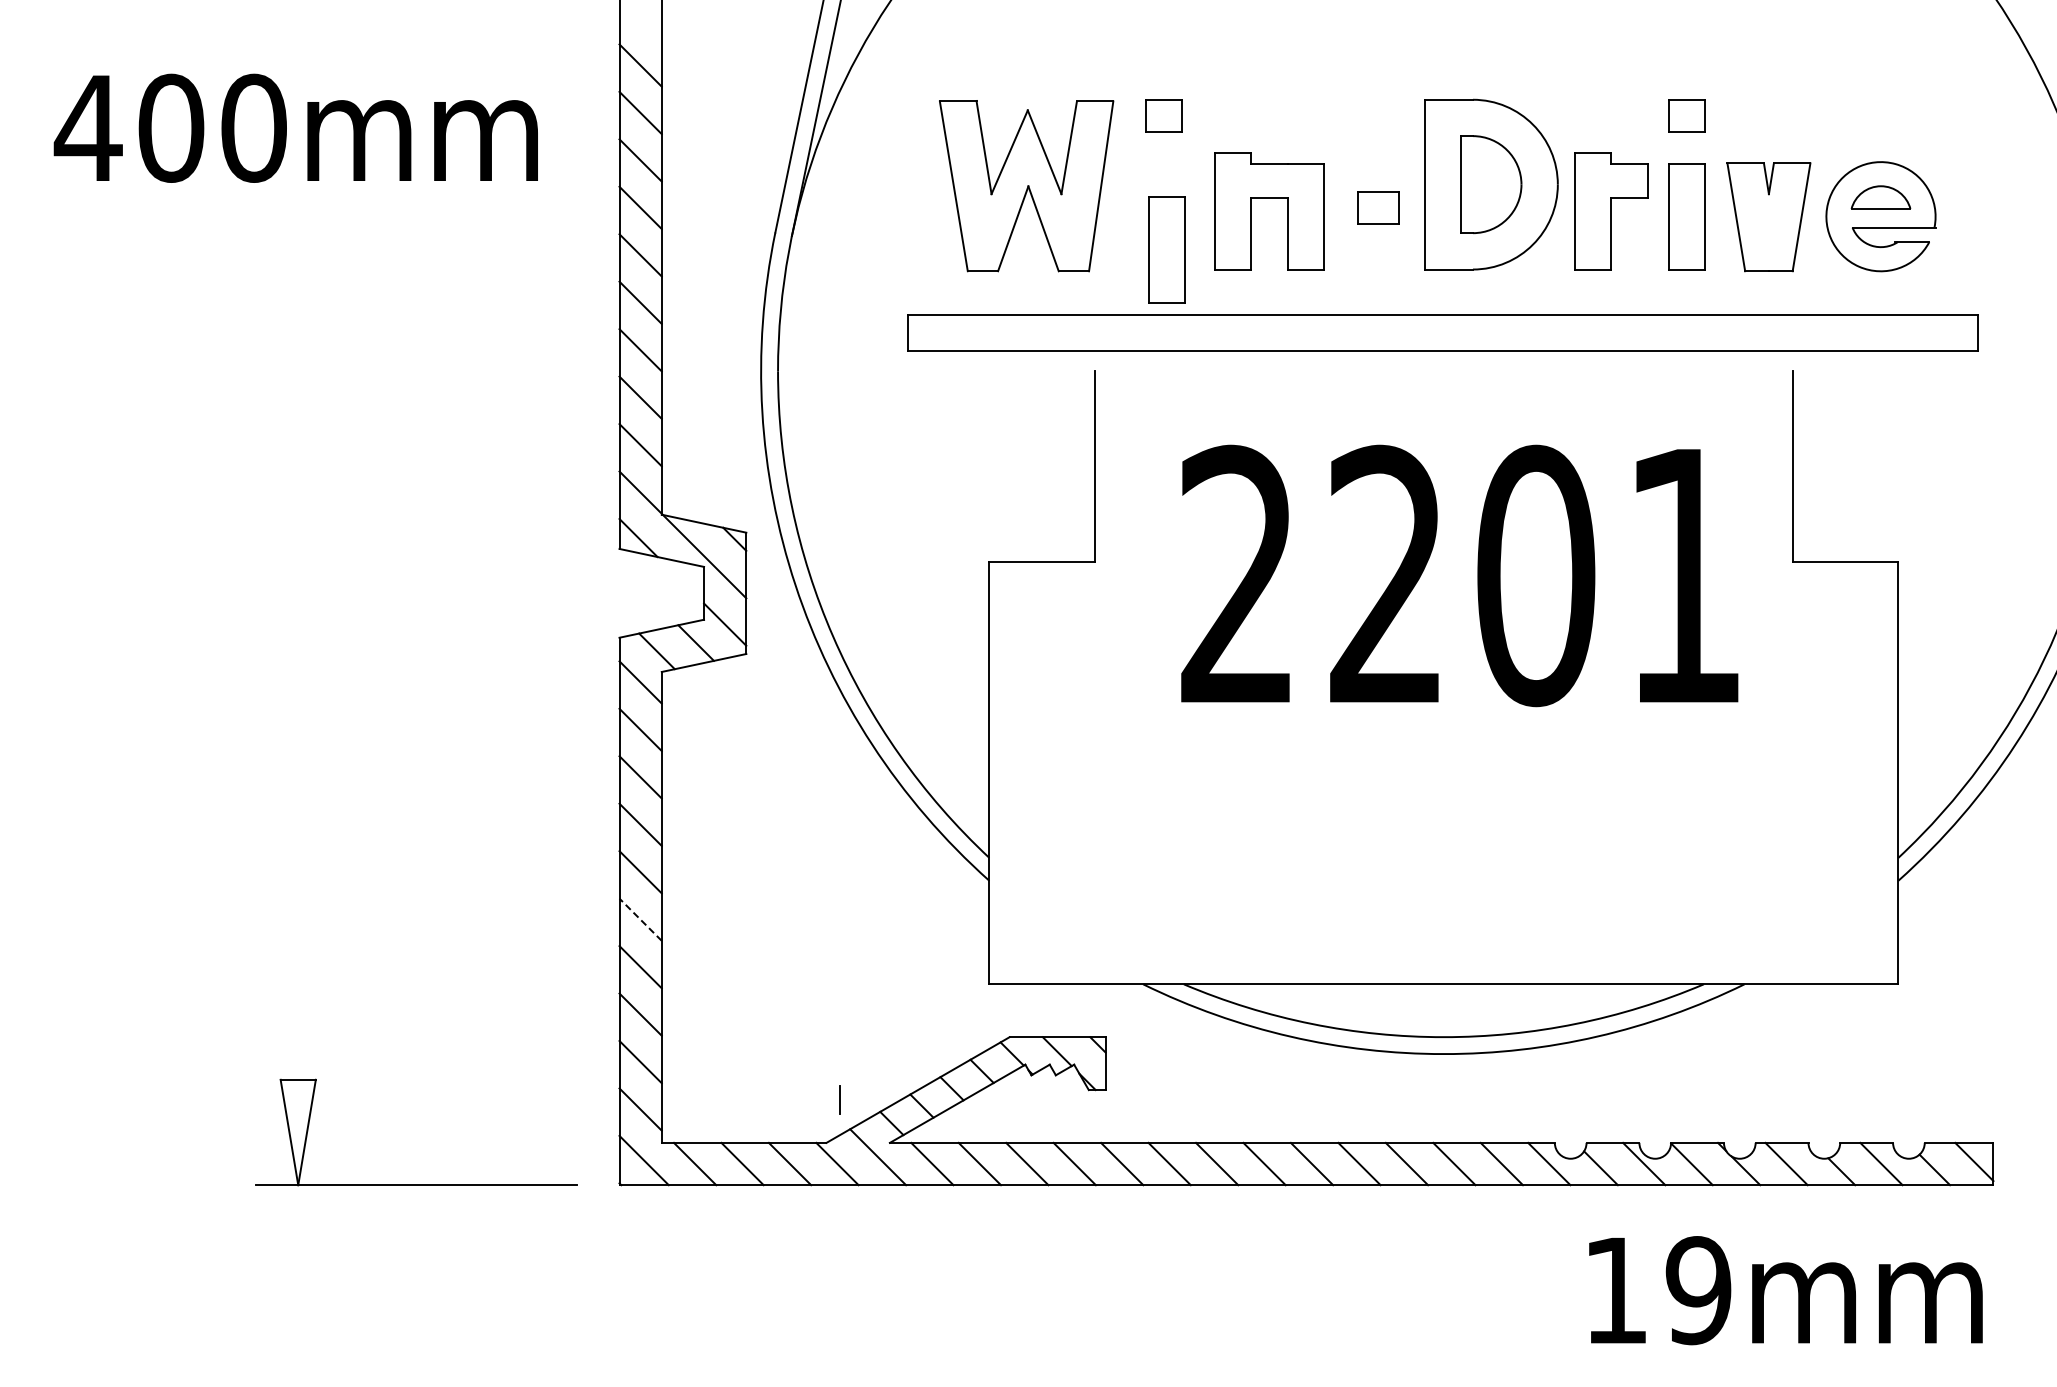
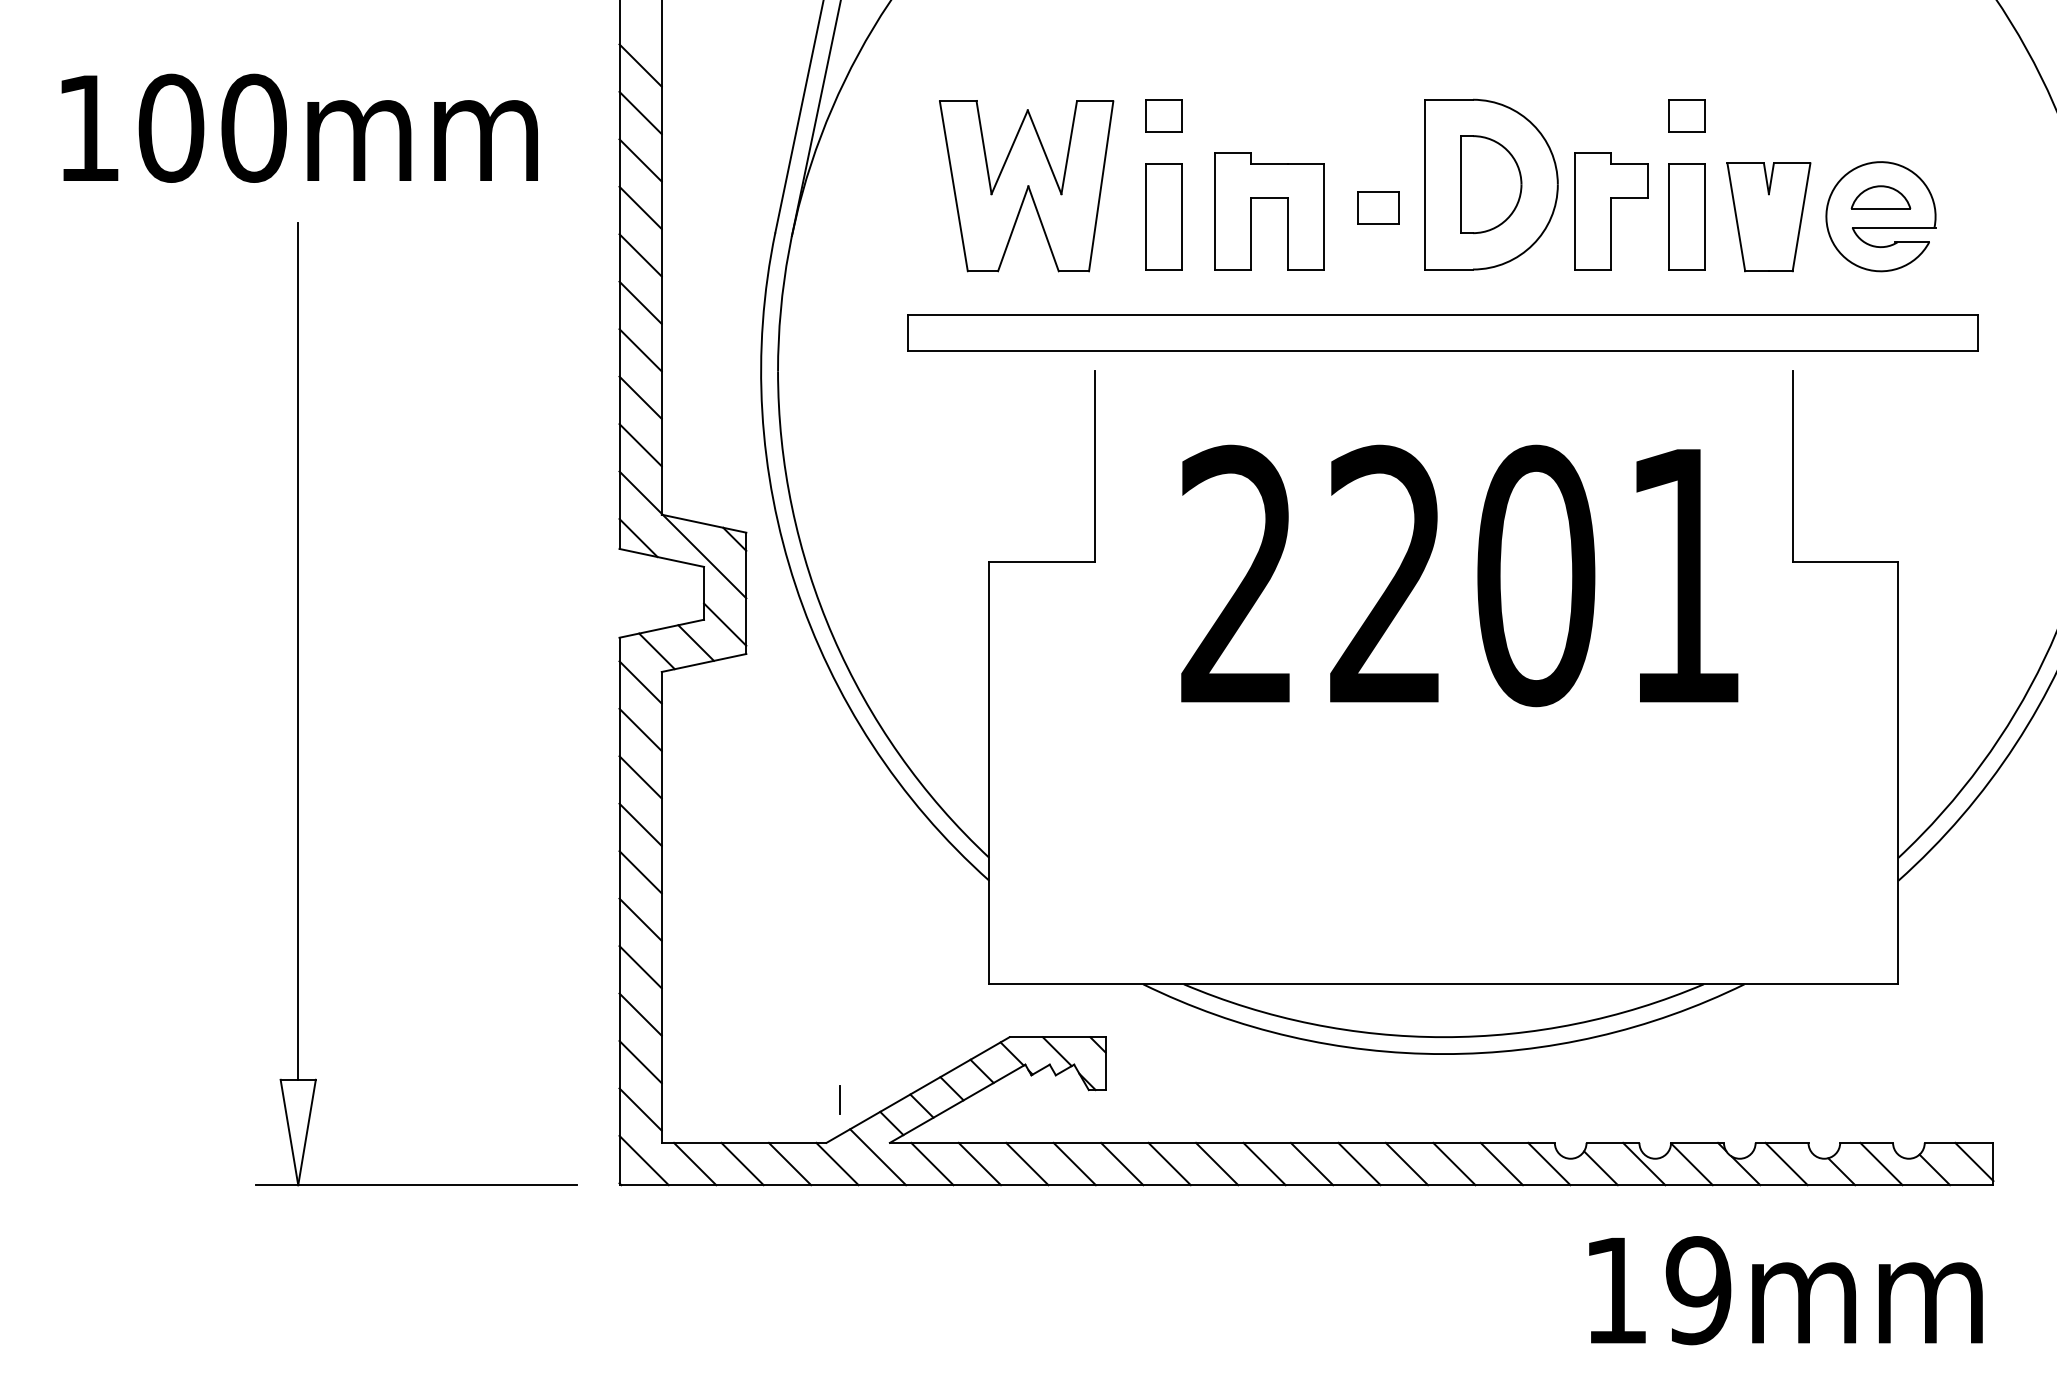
text: 400mm -> 100mm (87, 127)
part position: (1166, 249) -> (1163, 216) (1163, 216)
line: none -> present (298, 651)
line: dashed -> solid (640, 919)
